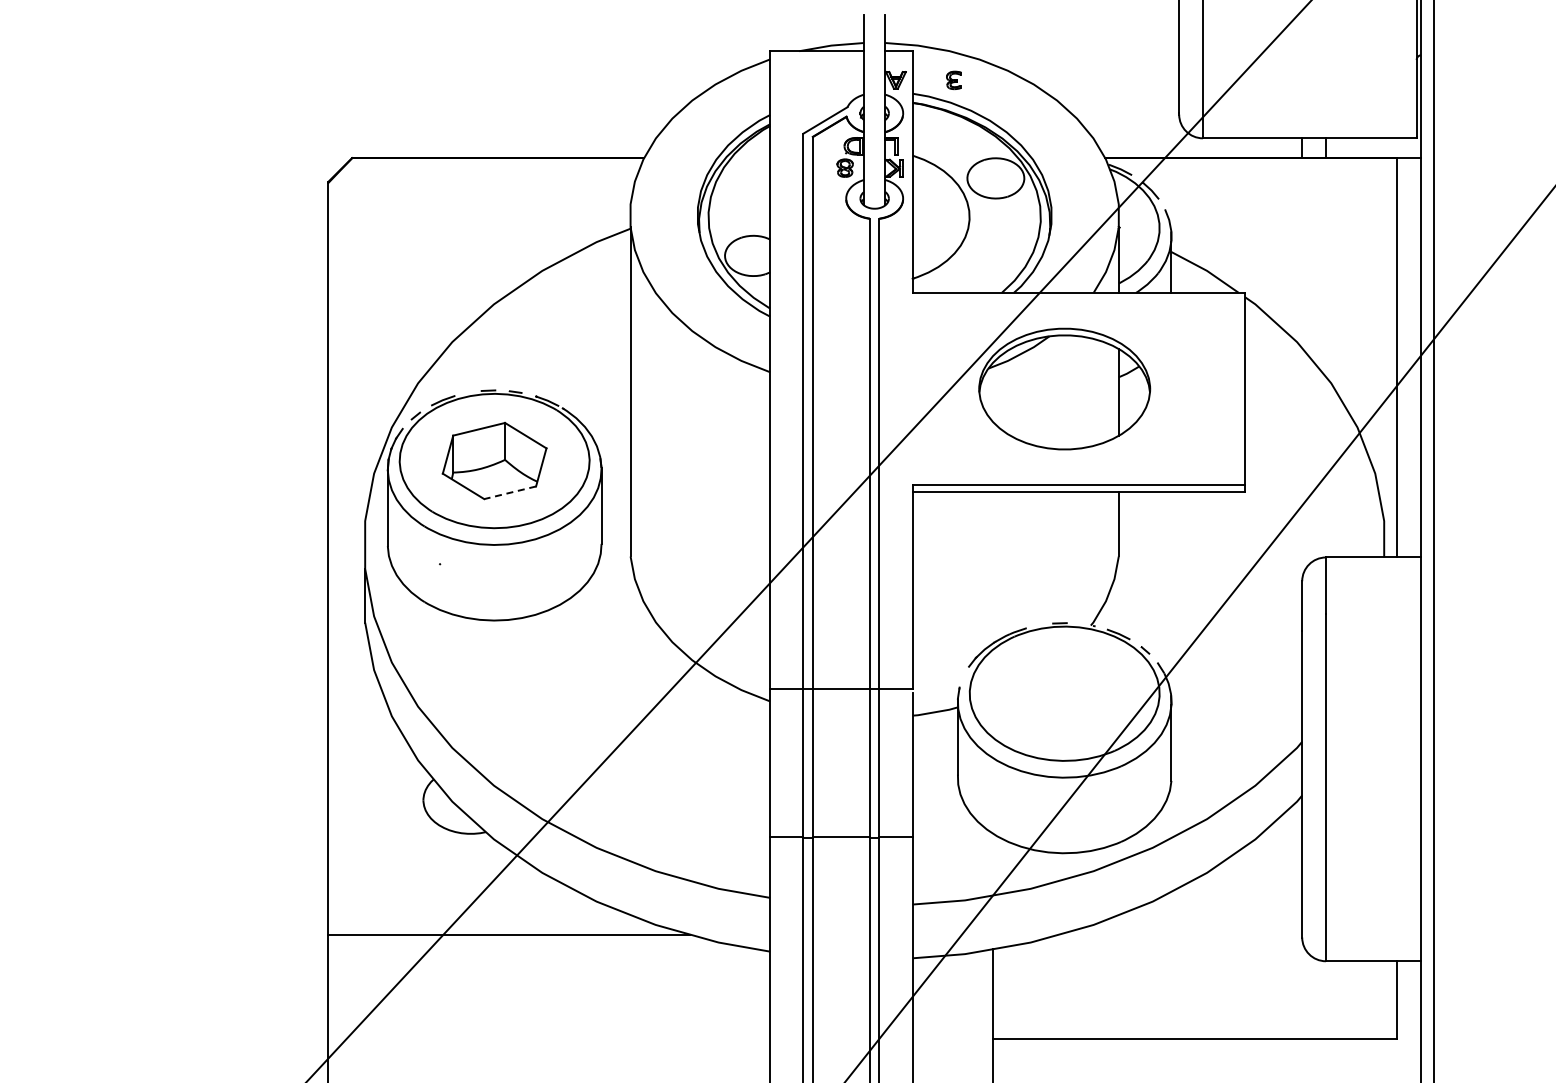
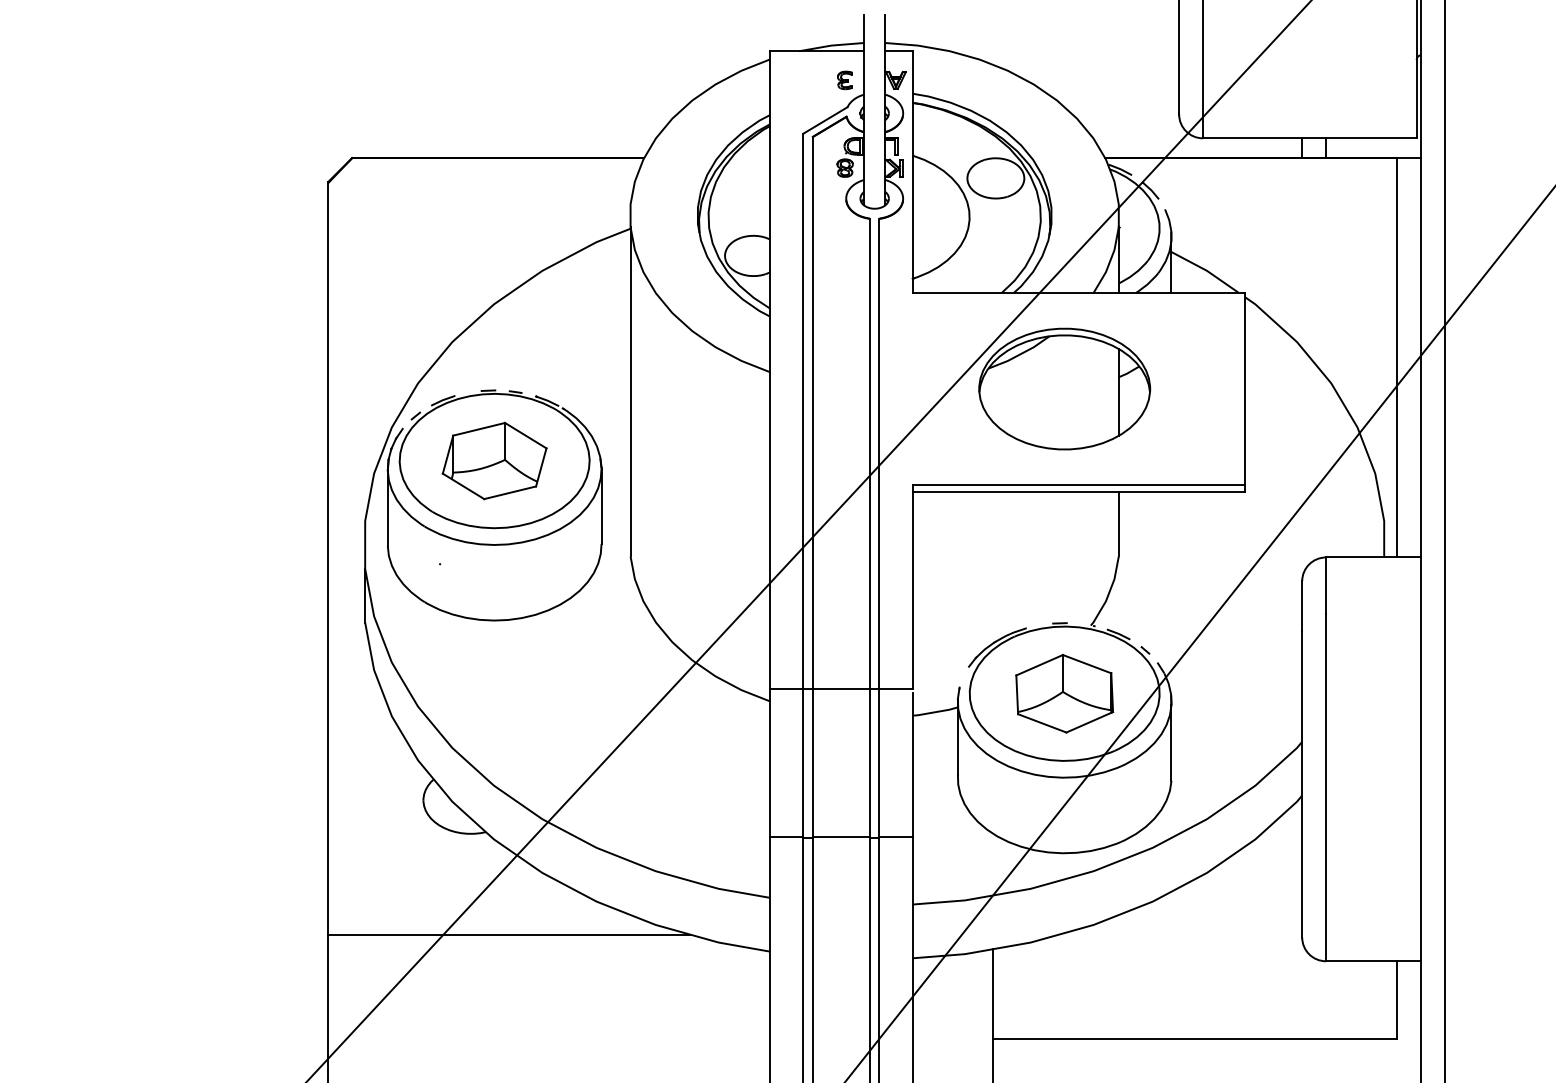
part position: (953, 80) -> (844, 80) (844, 80)
line: dashed -> solid (510, 492)
line position: (1433, 540) -> (1444, 540) (1444, 540)
part: none -> present (1064, 693)
